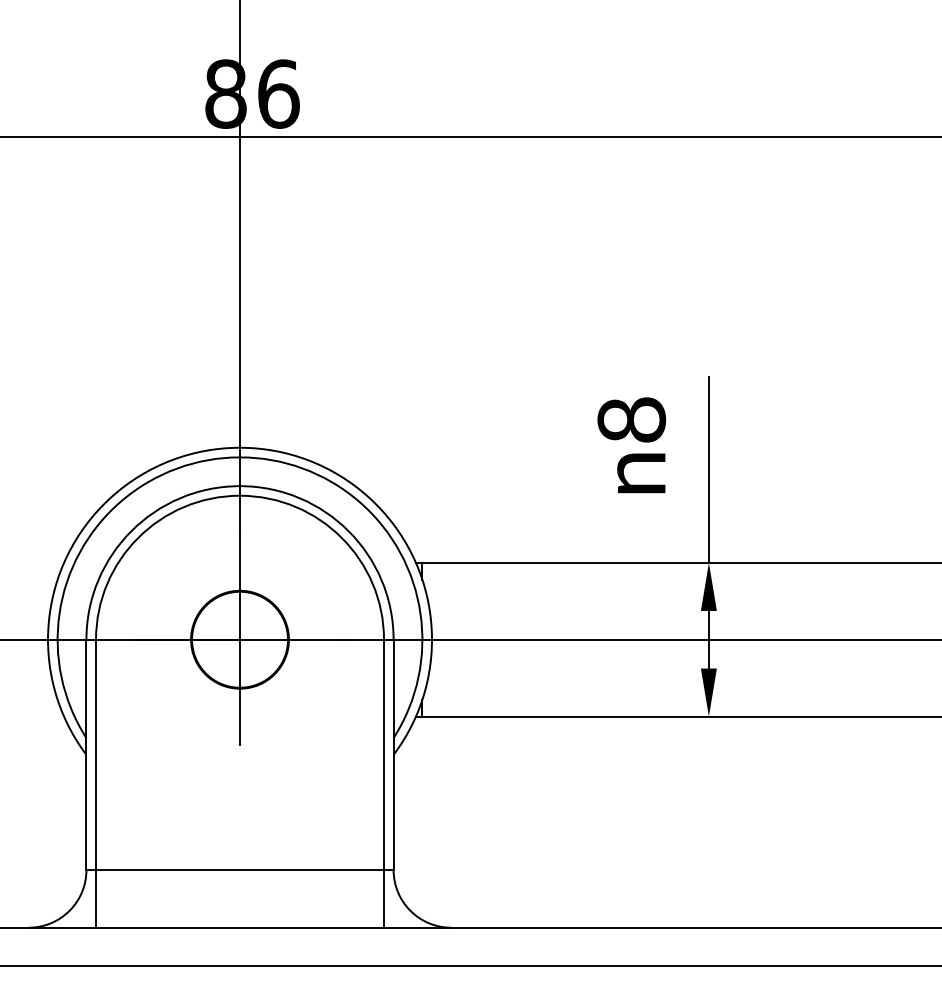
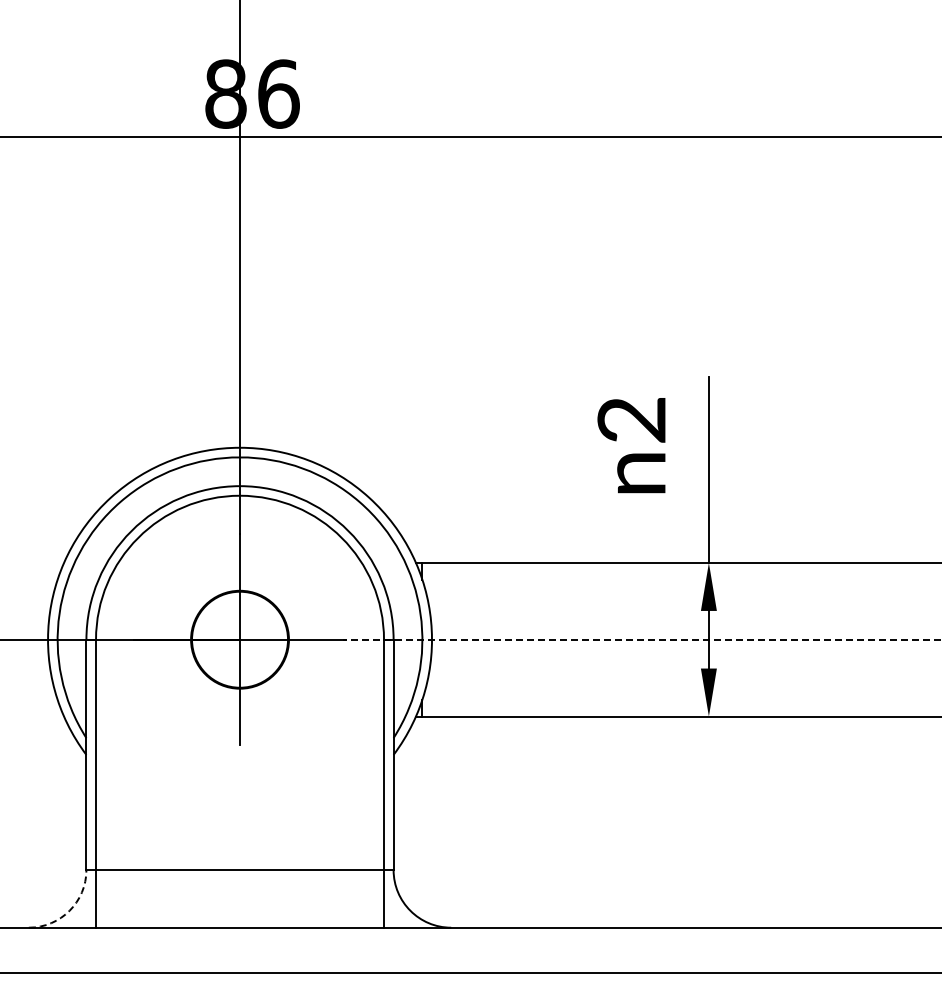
text: 8 -> 2 (632, 419)
line: solid -> dashed (641, 639)
arc: solid -> dashed (69, 910)
line position: (470, 966) -> (470, 973) (470, 973)
